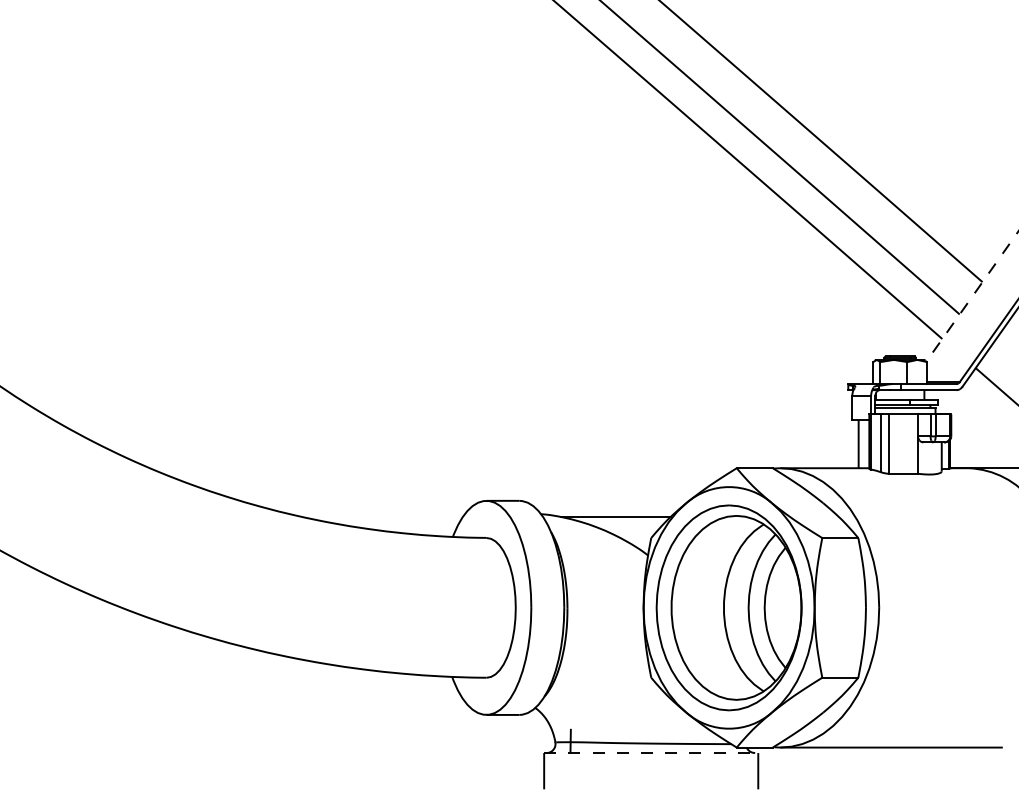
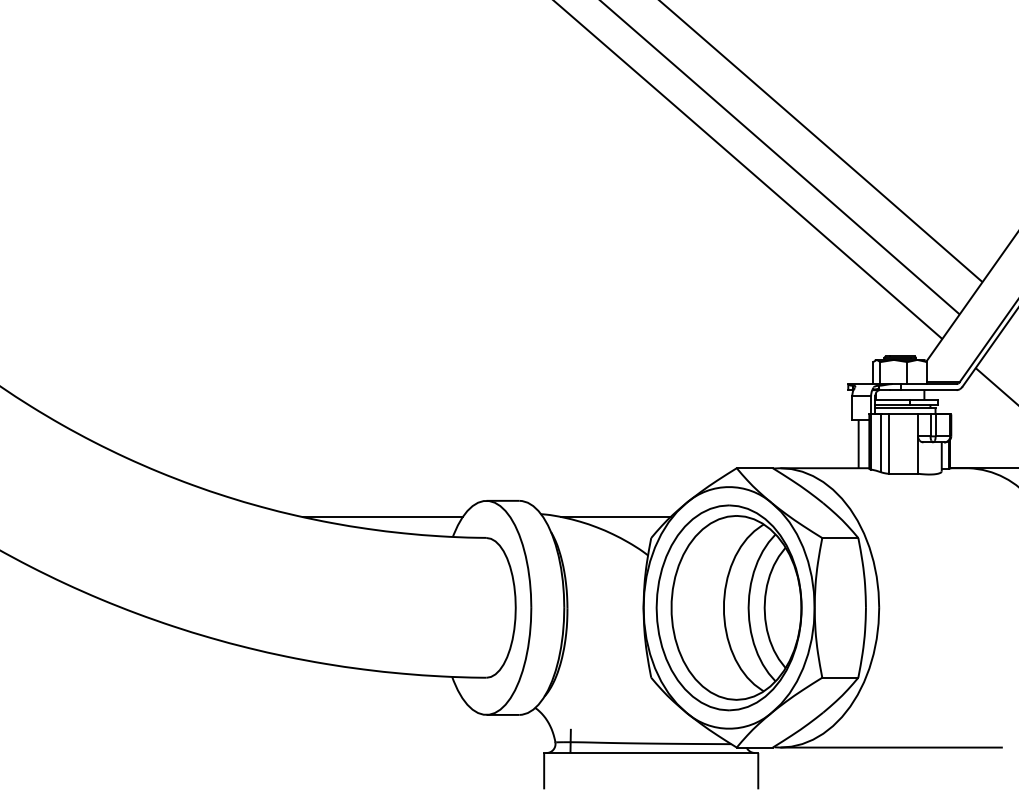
line: dashed -> solid (972, 296)
line: none -> present (382, 516)
line: dashed -> solid (651, 753)
